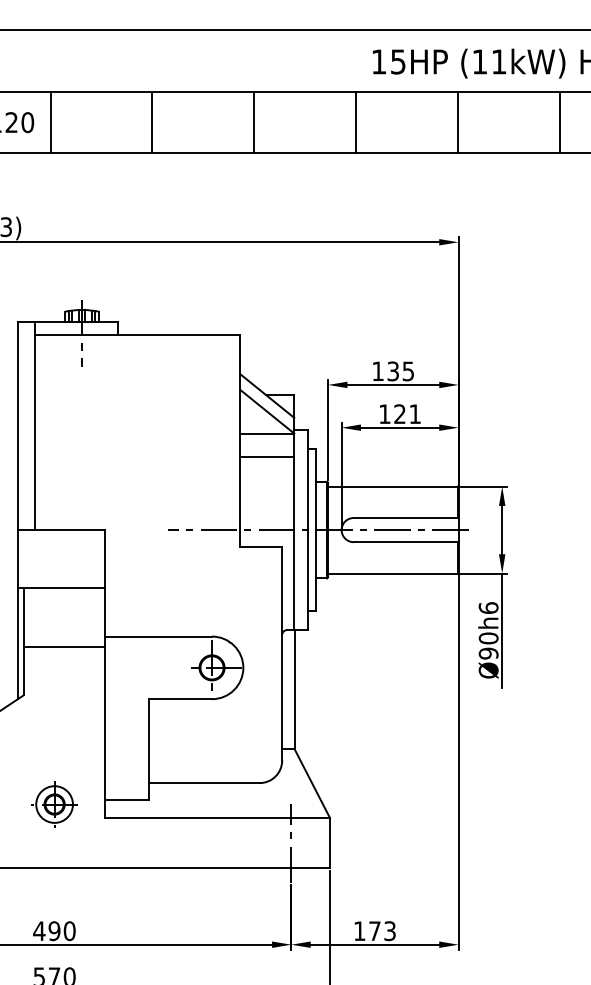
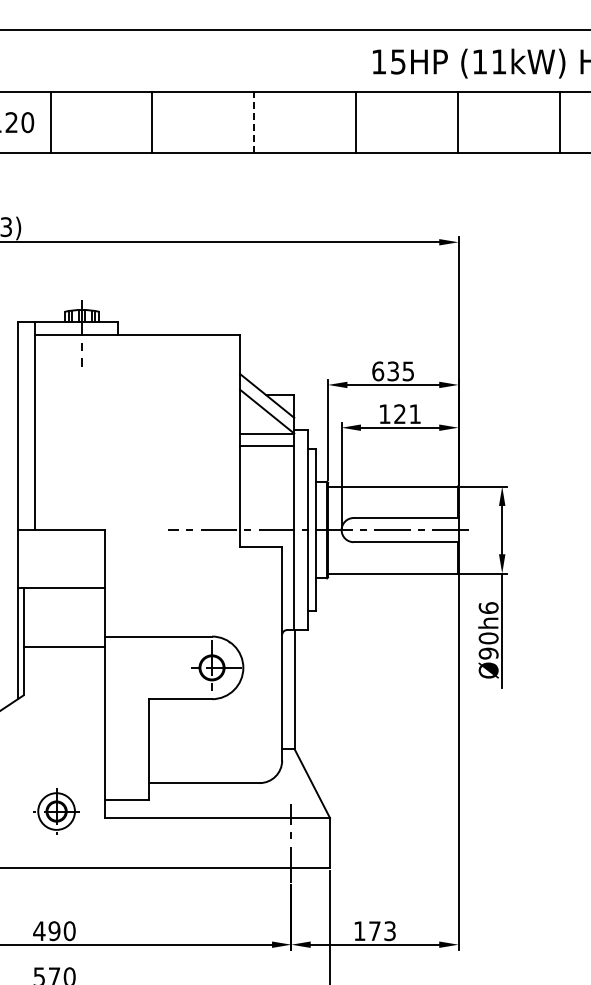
line: solid -> dashed (254, 122)
text: 135 -> 635 (378, 371)
line position: (267, 456) -> (267, 445) (267, 445)
part position: (54, 804) -> (56, 811) (56, 811)
